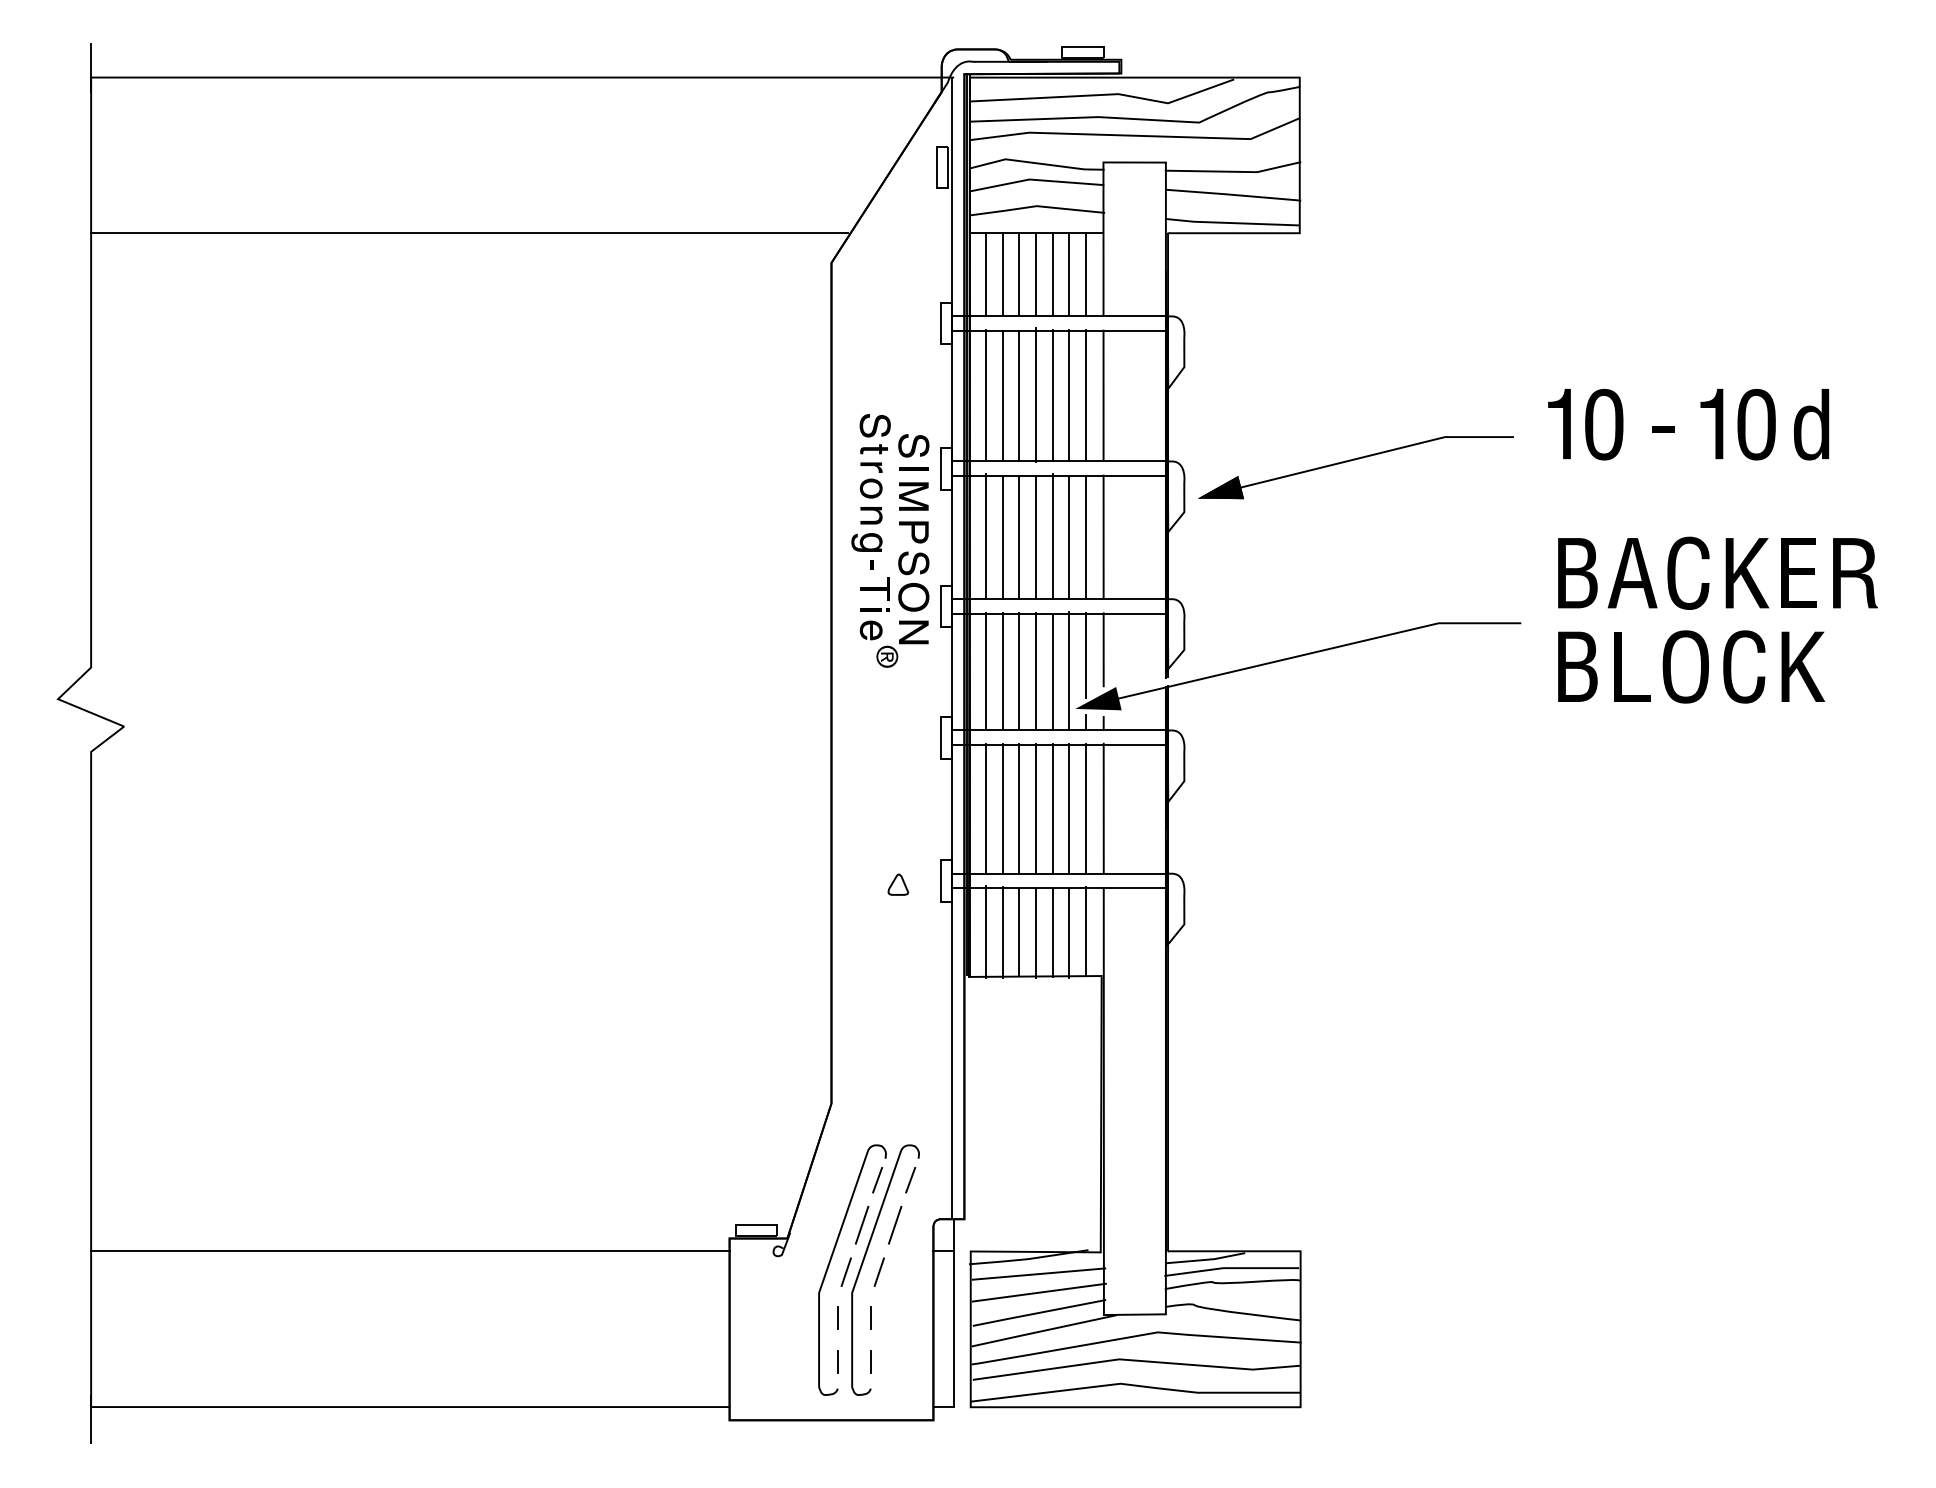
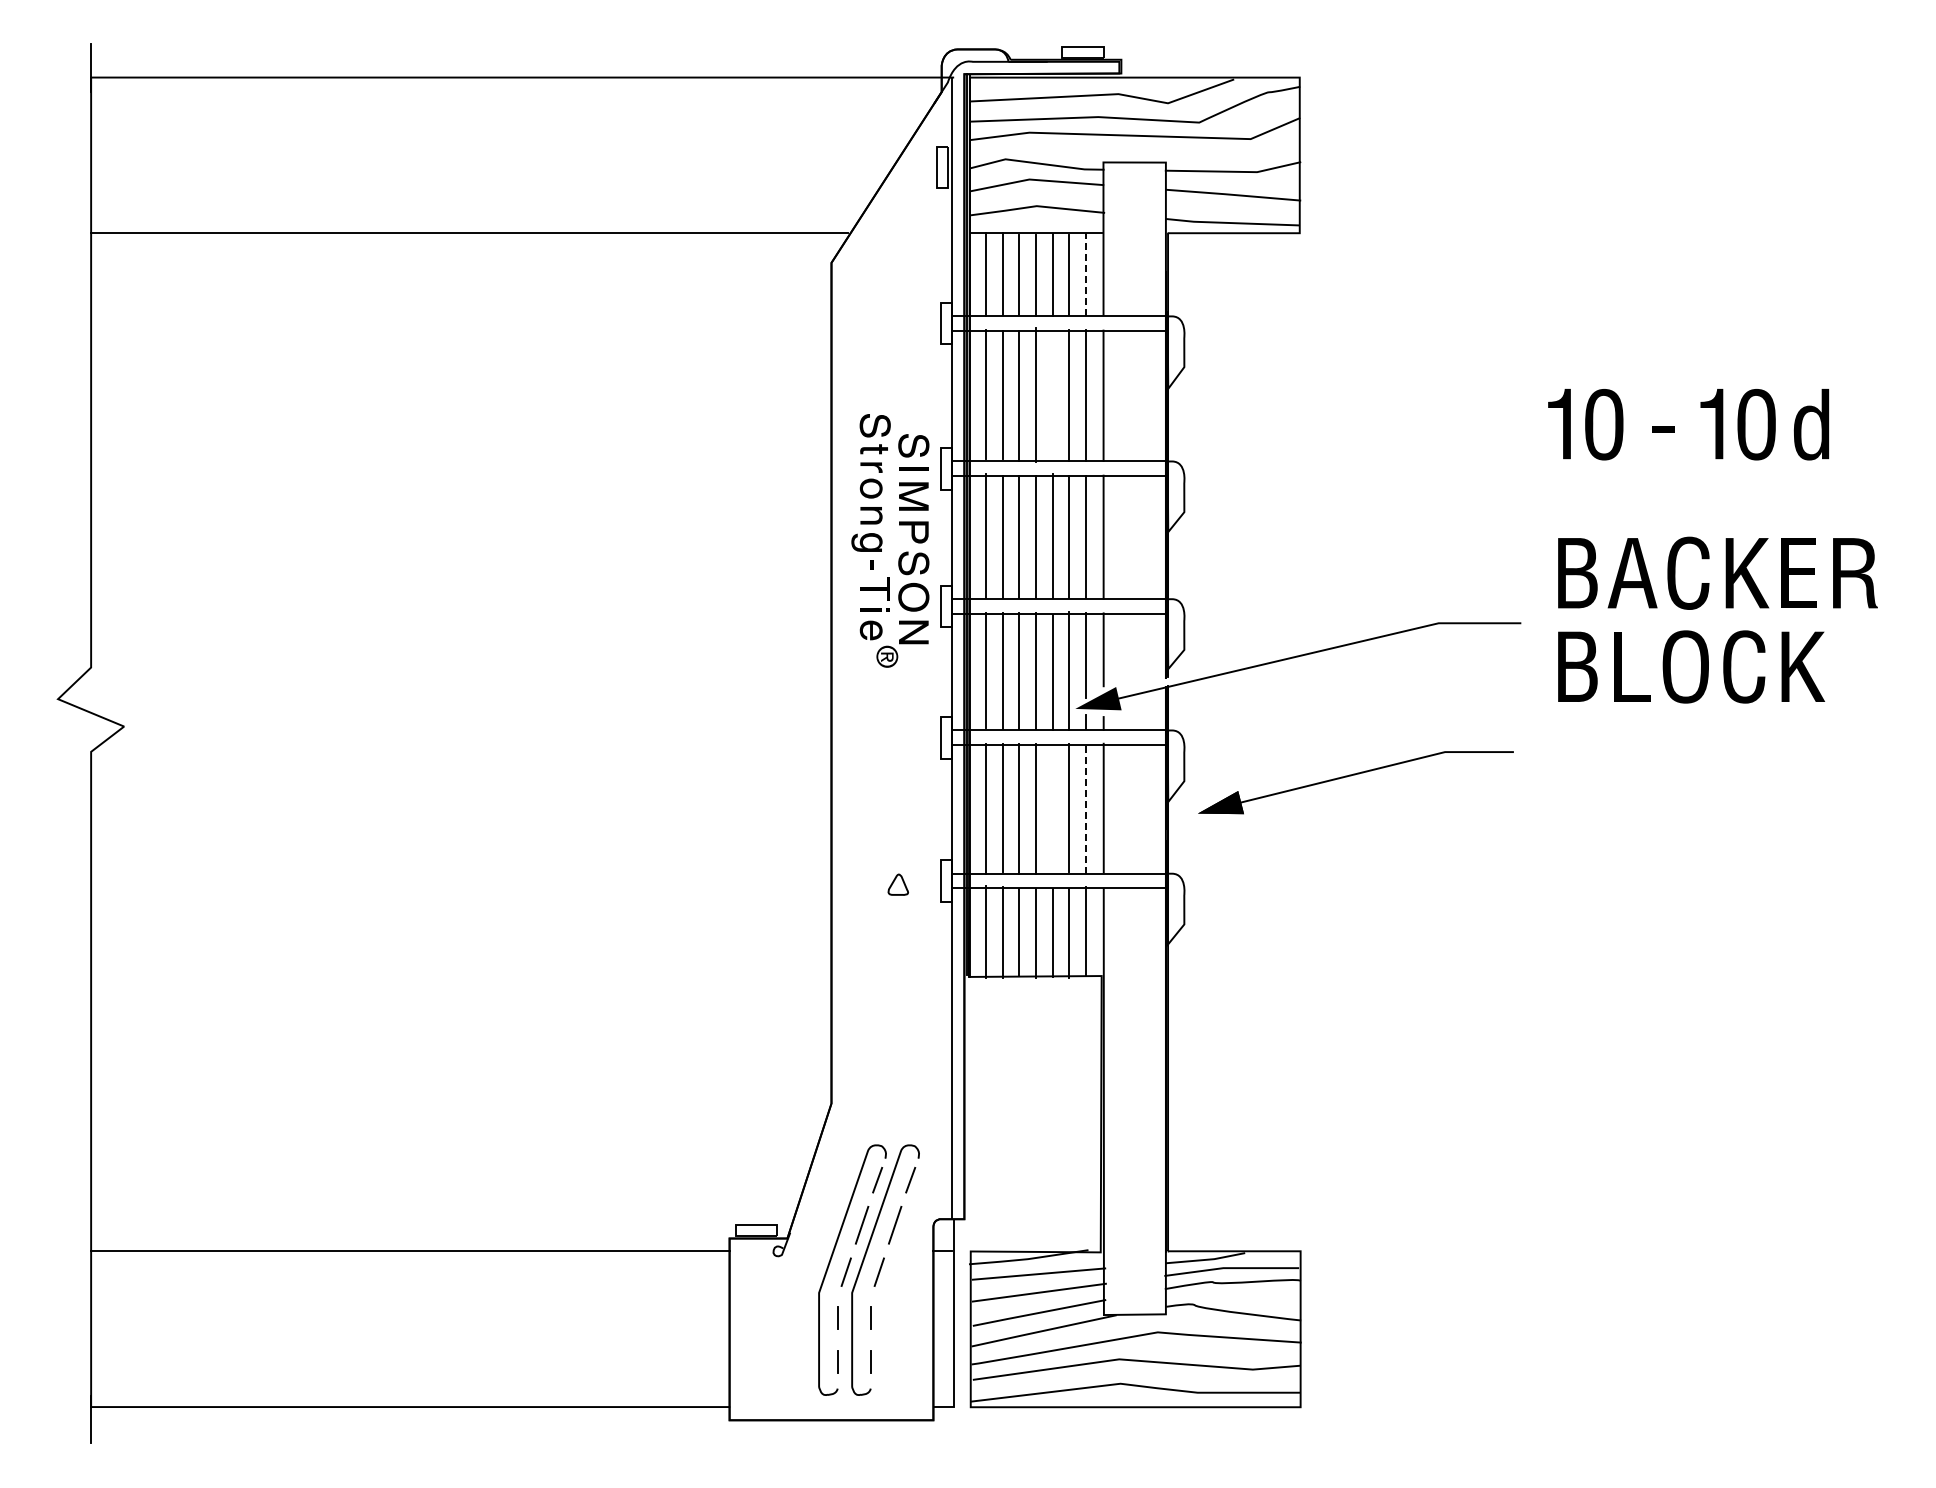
line: solid -> dashed (1085, 274)
line: present -> none (1052, 394)
part position: (1355, 460) -> (1355, 775) (1355, 775)
line: present -> none (1052, 808)
line: solid -> dashed (1085, 808)
